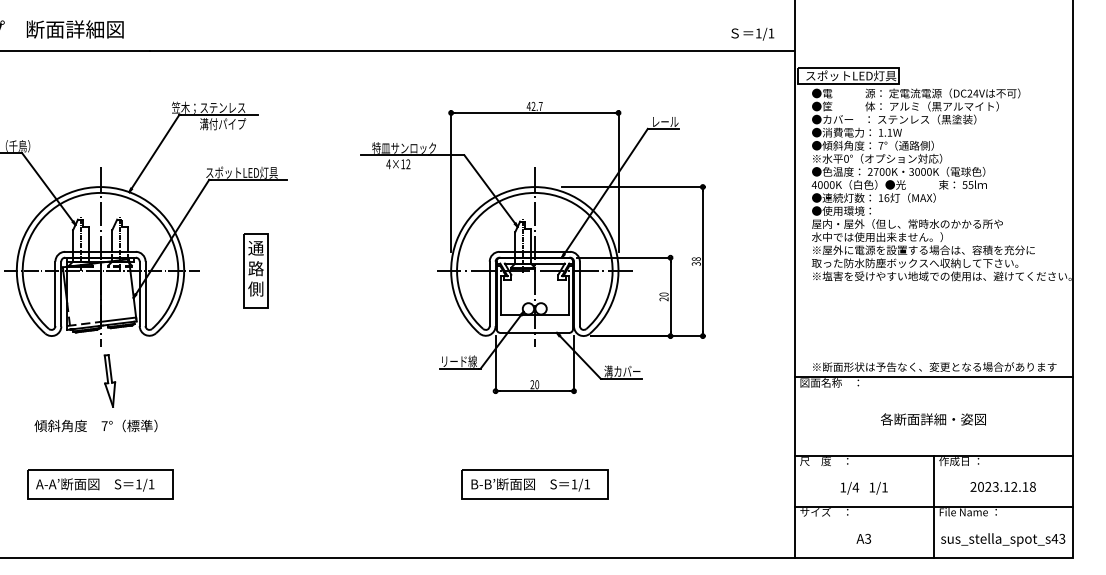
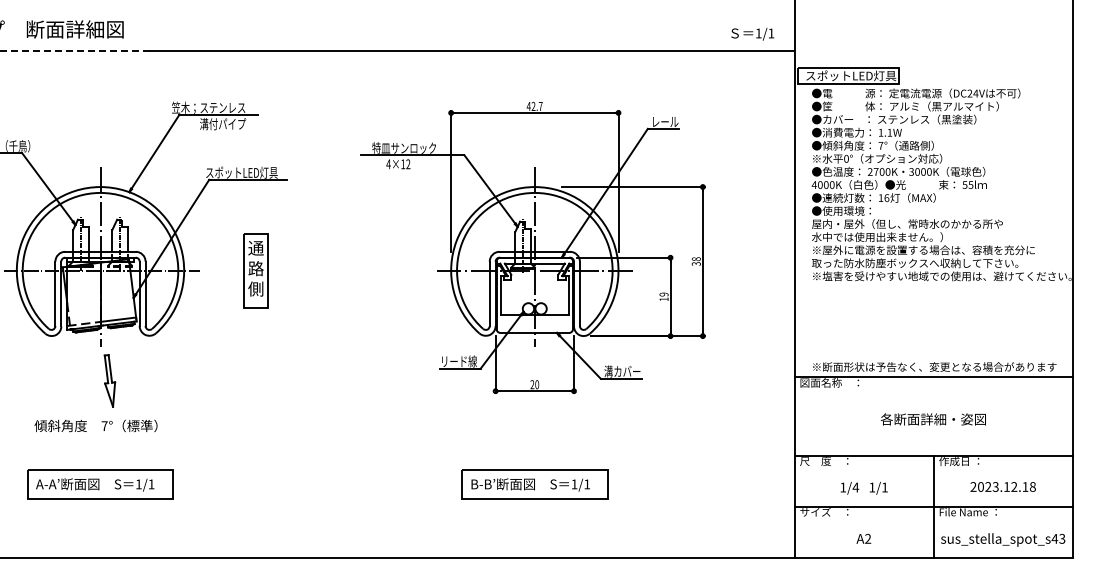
line: solid -> dashed (75, 51)
text: 20 -> 19 (663, 296)
text: A3 -> A2 (868, 539)
